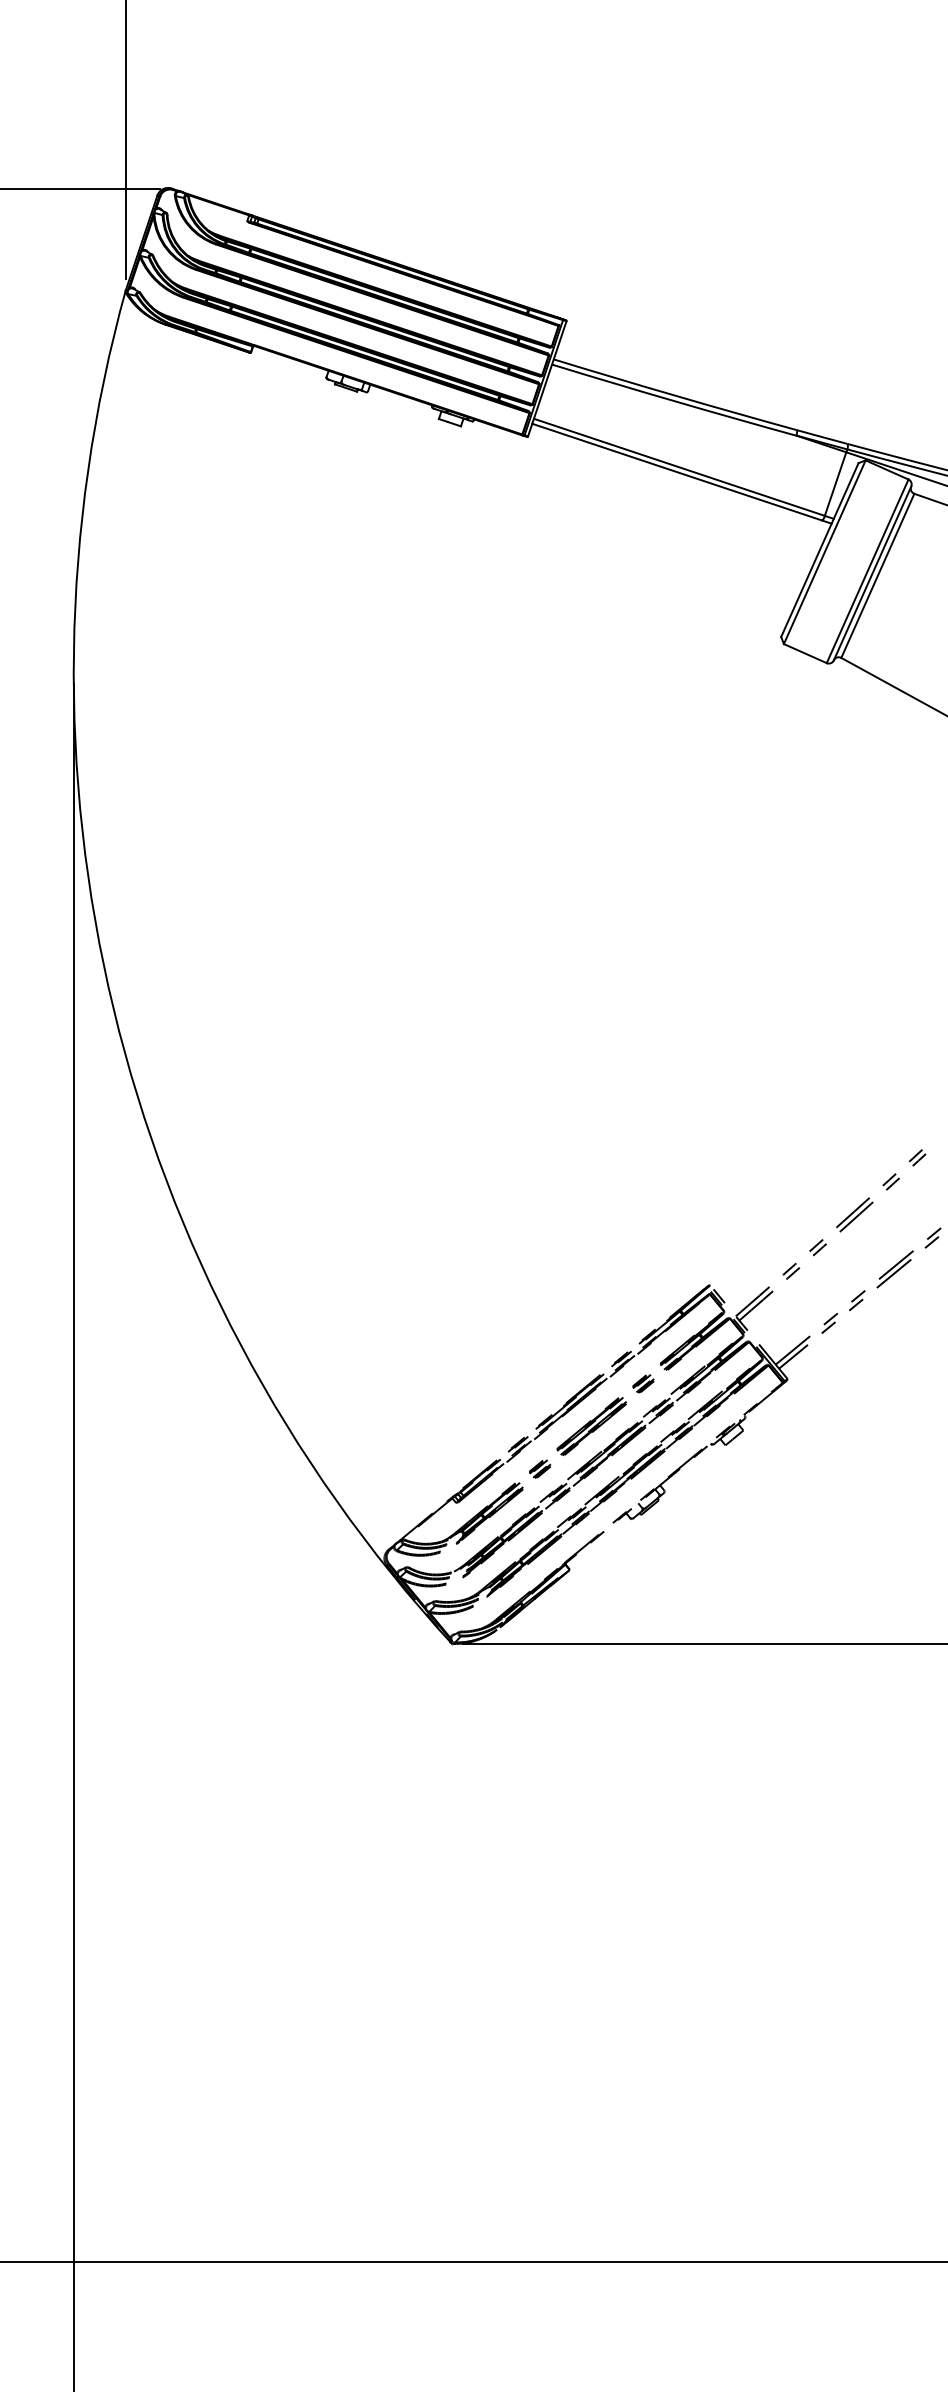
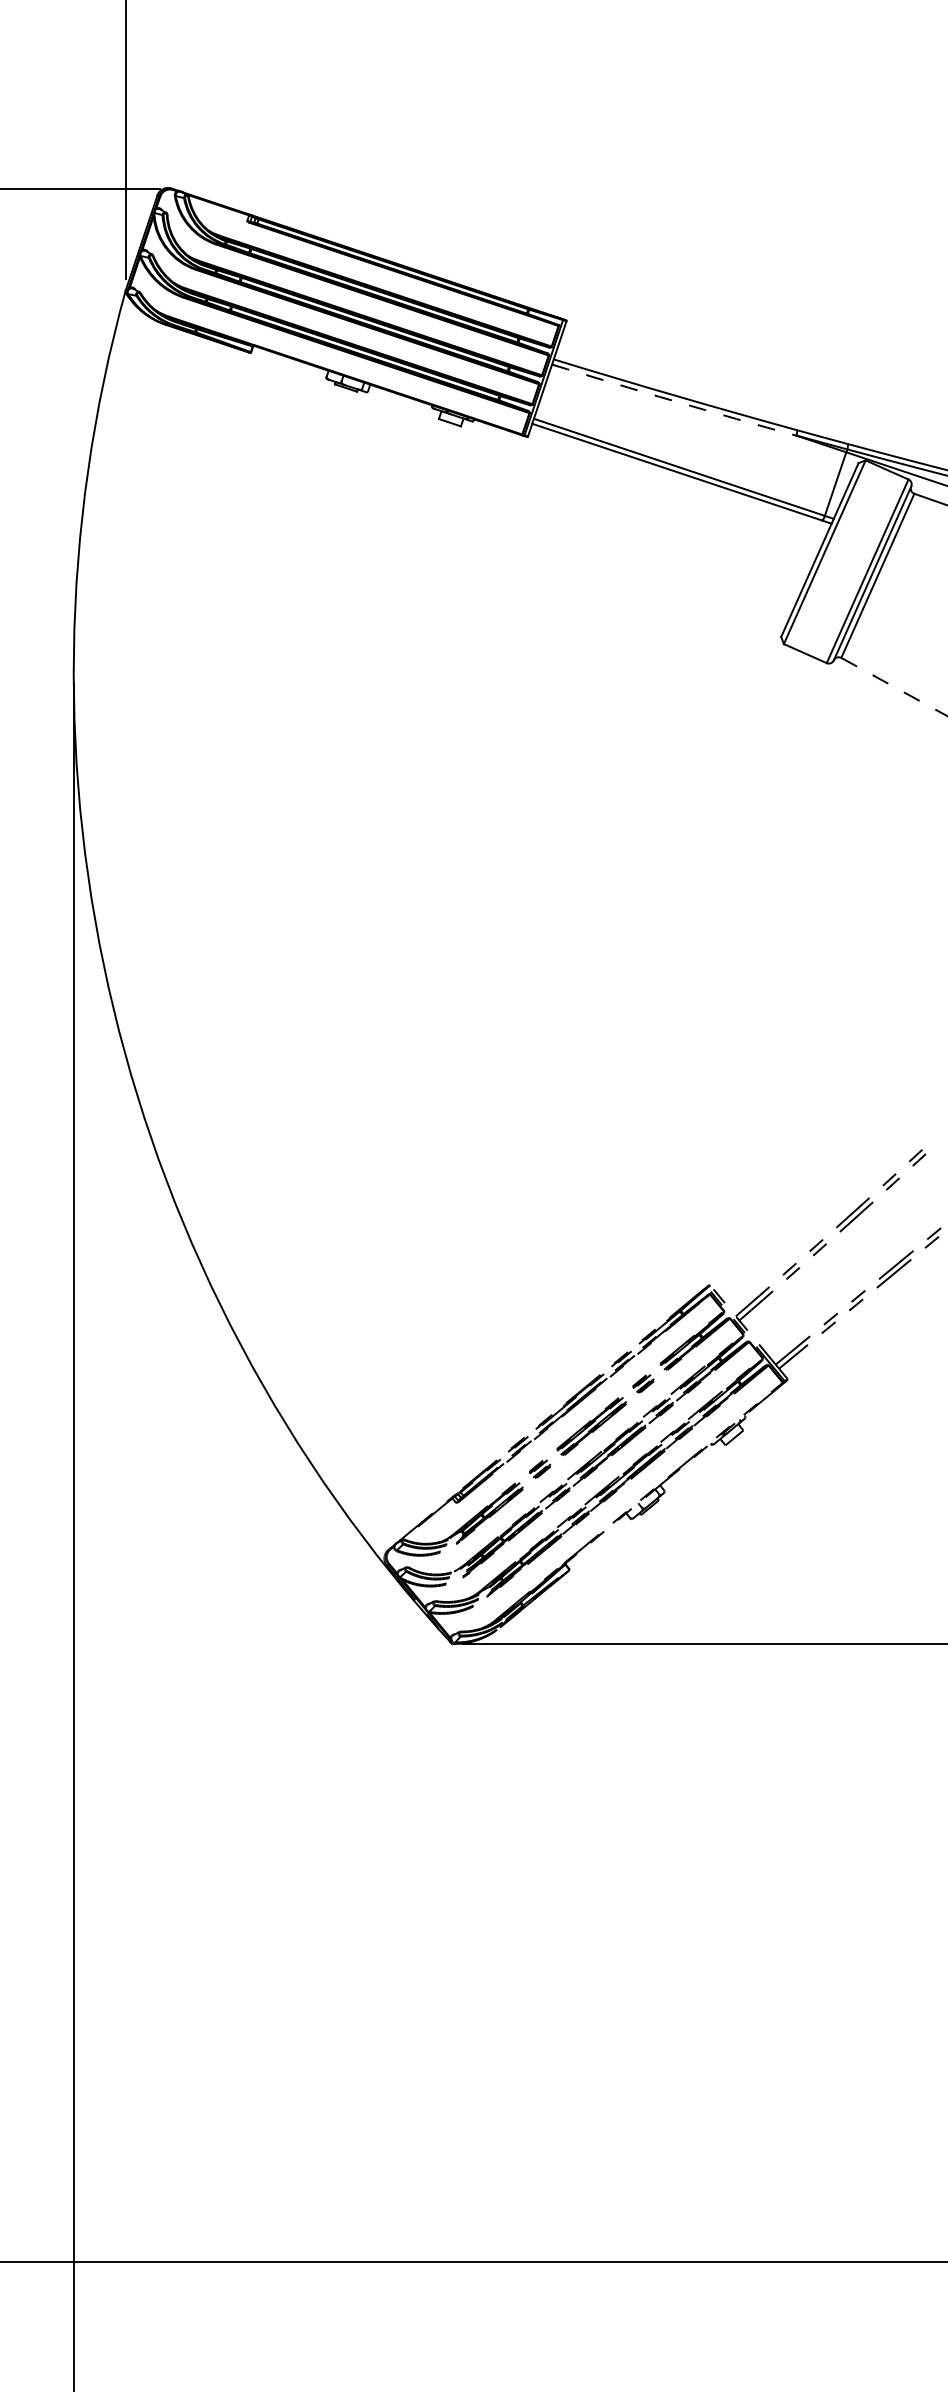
arc: solid -> dashed (674, 401)
line: solid -> dashed (894, 687)
